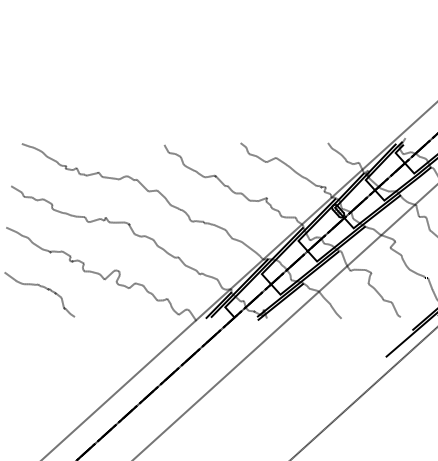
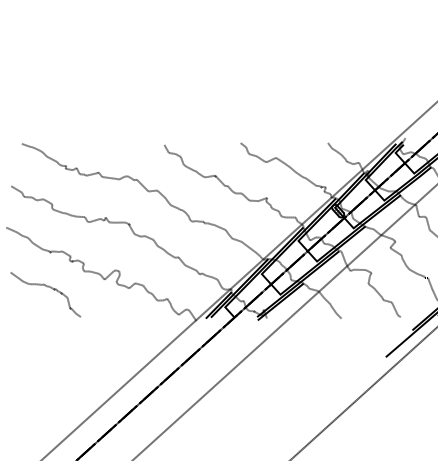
curve position: (41, 287) -> (47, 287) (47, 287)
